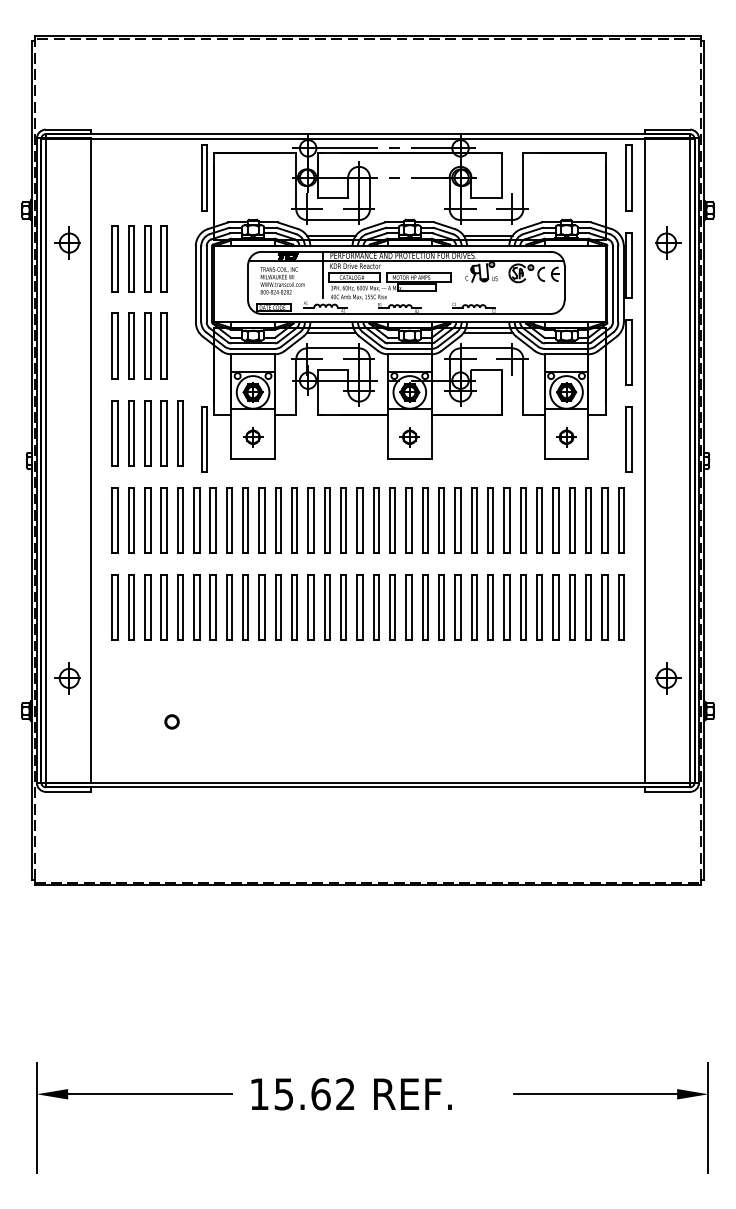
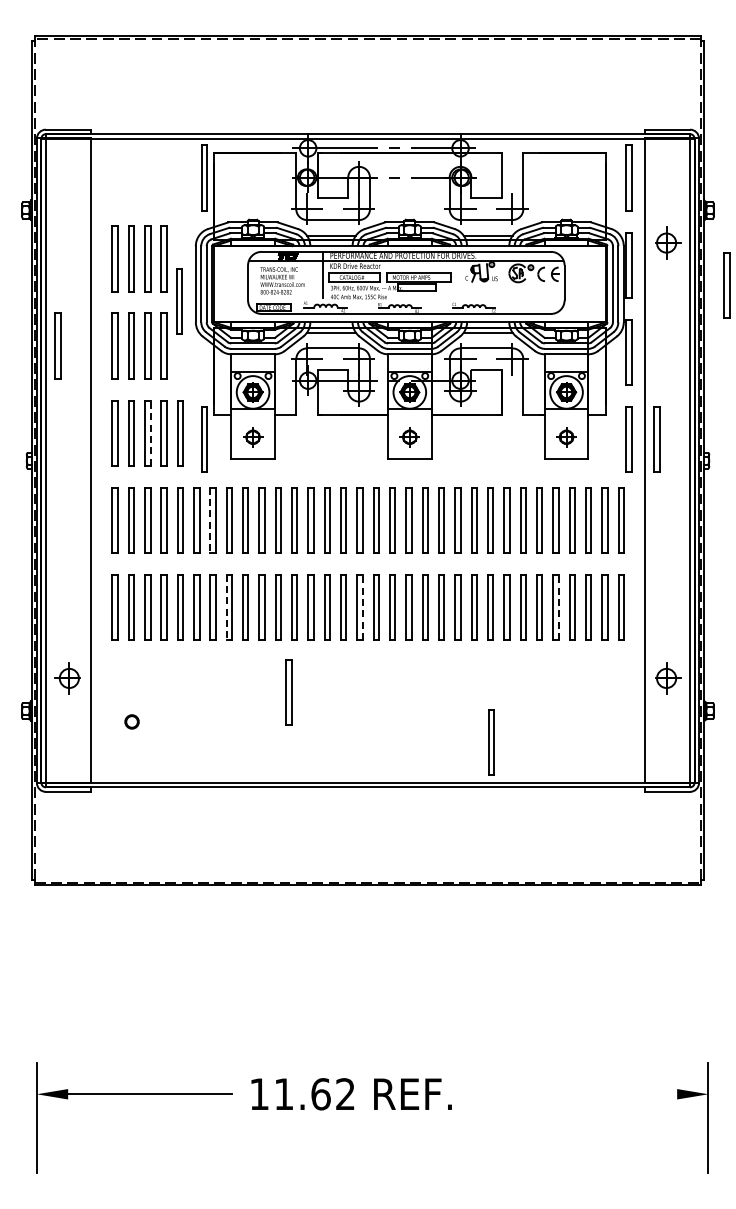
part: present -> none (67, 242)
part: none -> present (726, 285)
part: none -> present (179, 301)
part: none -> present (57, 345)
line: solid -> dashed (150, 433)
part: none -> present (656, 439)
line: solid -> dashed (210, 520)
line: solid -> dashed (226, 607)
line: solid -> dashed (362, 607)
line: solid -> dashed (558, 607)
part: none -> present (288, 692)
circle position: (171, 721) -> (131, 721) (131, 721)
part: none -> present (491, 742)
text: 15.62 -> 11.62 (283, 1094)
line: present -> none (595, 1094)
